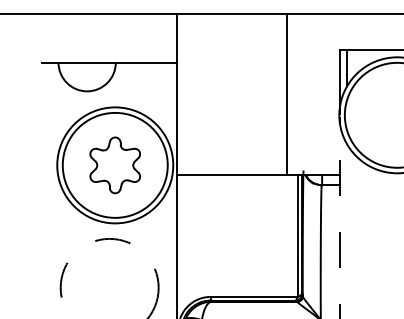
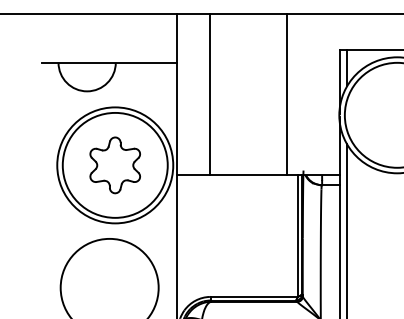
line: none -> present (209, 94)
line: dashed -> solid (339, 217)
line: none -> present (347, 229)
circle: dashed -> solid (109, 278)
